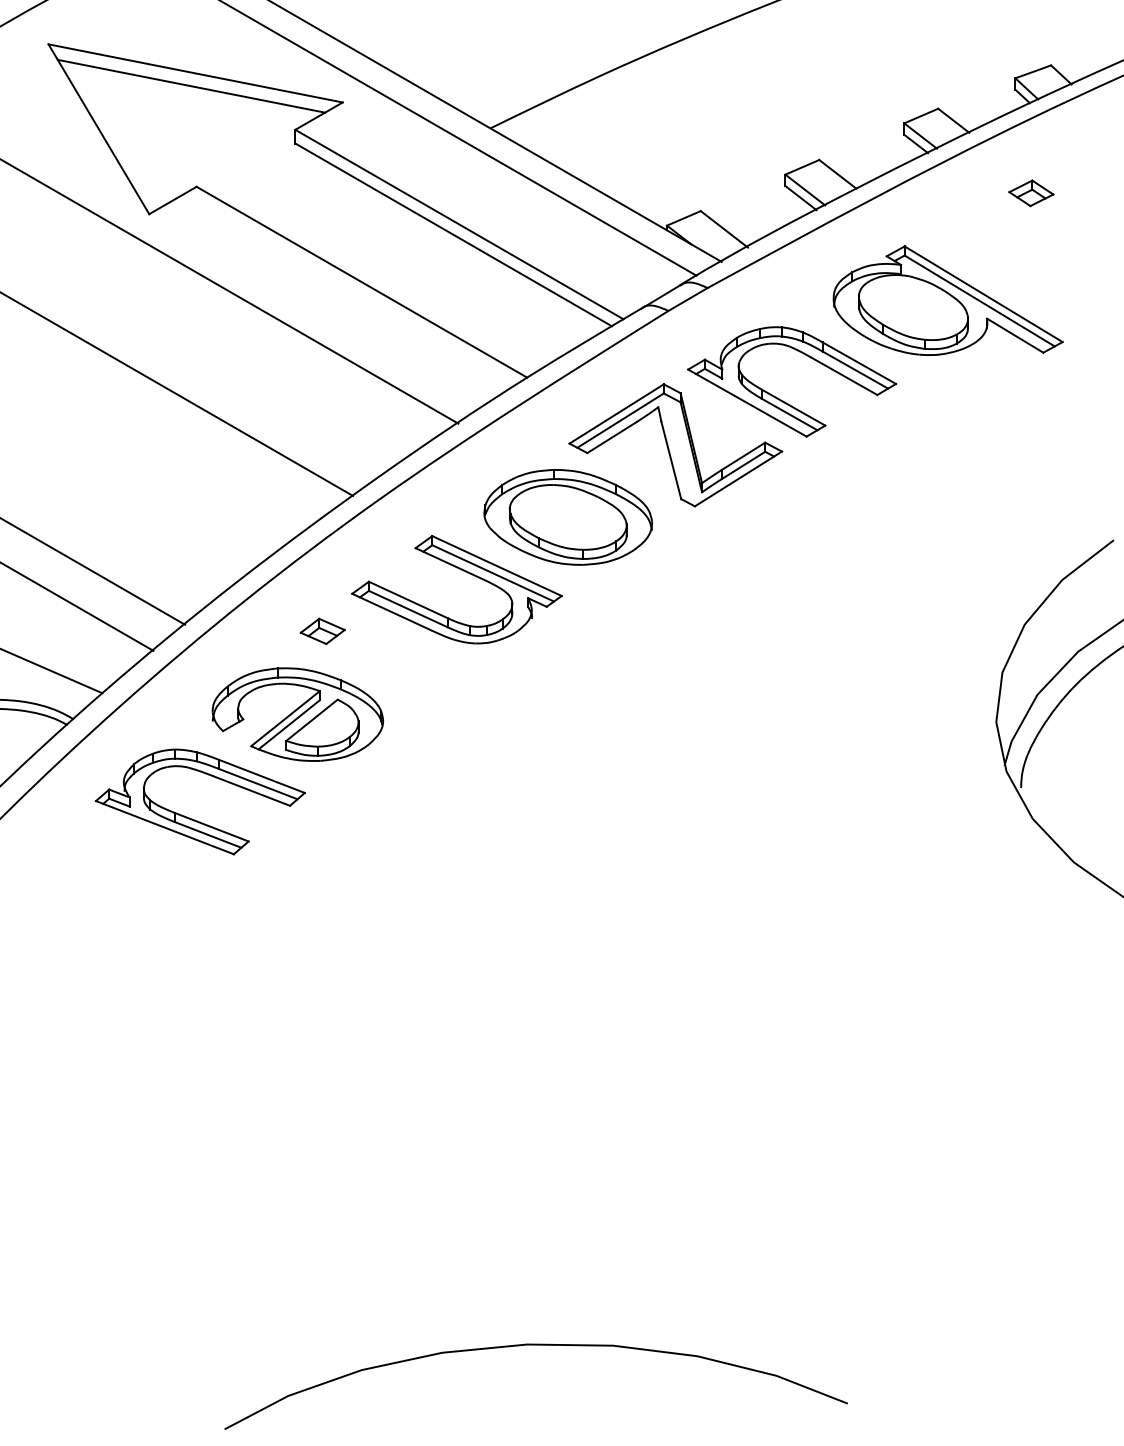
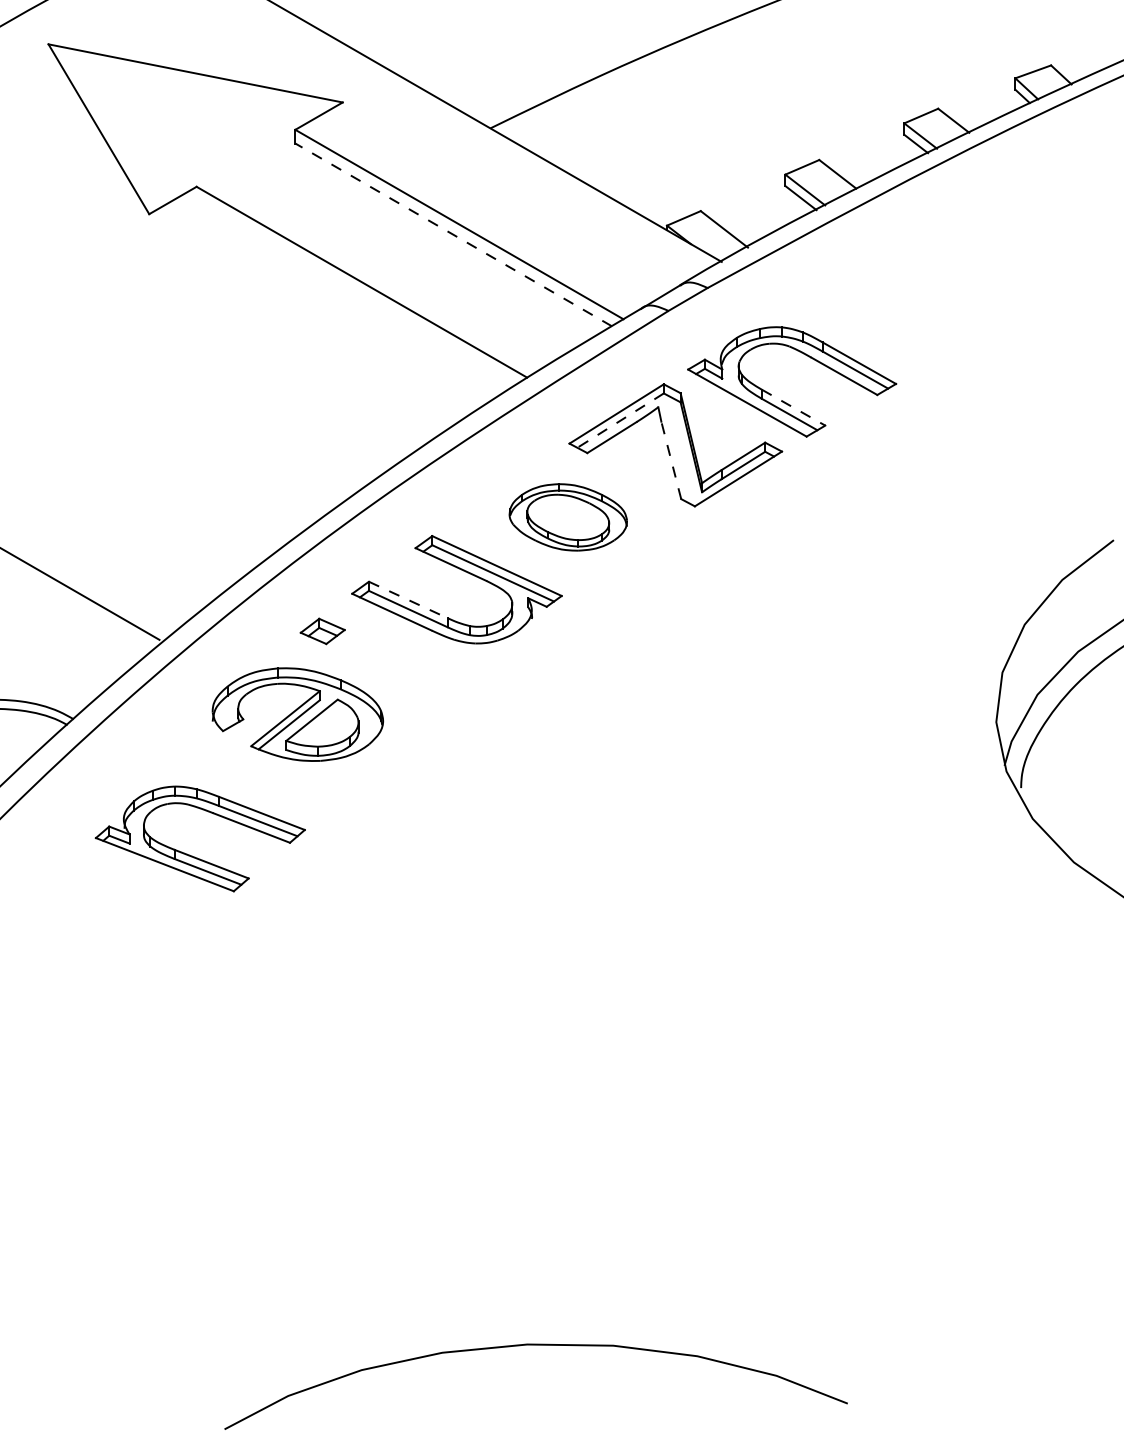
line: present -> none (191, 85)
line: present -> none (459, 138)
part: present -> none (1031, 193)
line: solid -> dashed (453, 234)
line: present -> none (230, 291)
part: present -> none (947, 300)
line: present -> none (177, 394)
line: solid -> dashed (794, 407)
line: solid -> dashed (620, 420)
line: solid -> dashed (671, 460)
part size: 171x97 px -> 120x69 px (567, 517)
line: present -> none (93, 571)
line: solid -> dashed (408, 600)
line position: (77, 606) -> (80, 594) (80, 594)
line: present -> none (52, 671)
part position: (192, 818) -> (192, 855) (192, 855)
